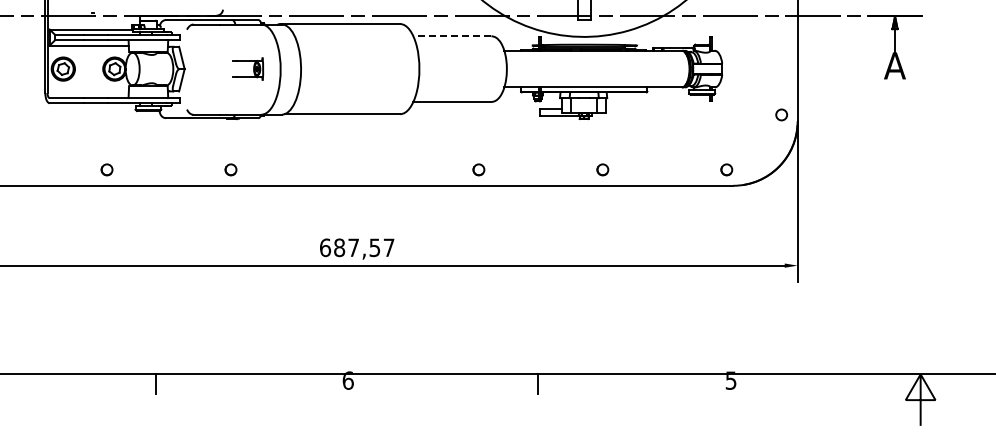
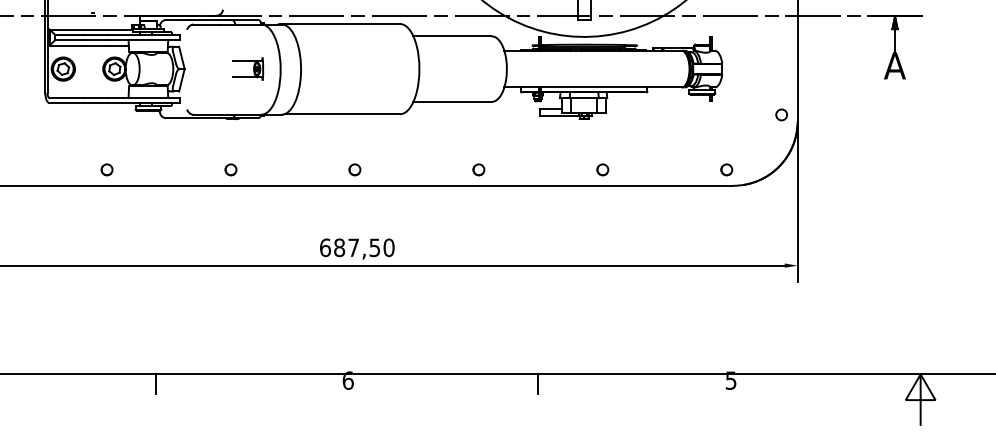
line: dashed -> solid (451, 36)
part: none -> present (354, 169)
text: 687,57 -> 687,50 (388, 247)
